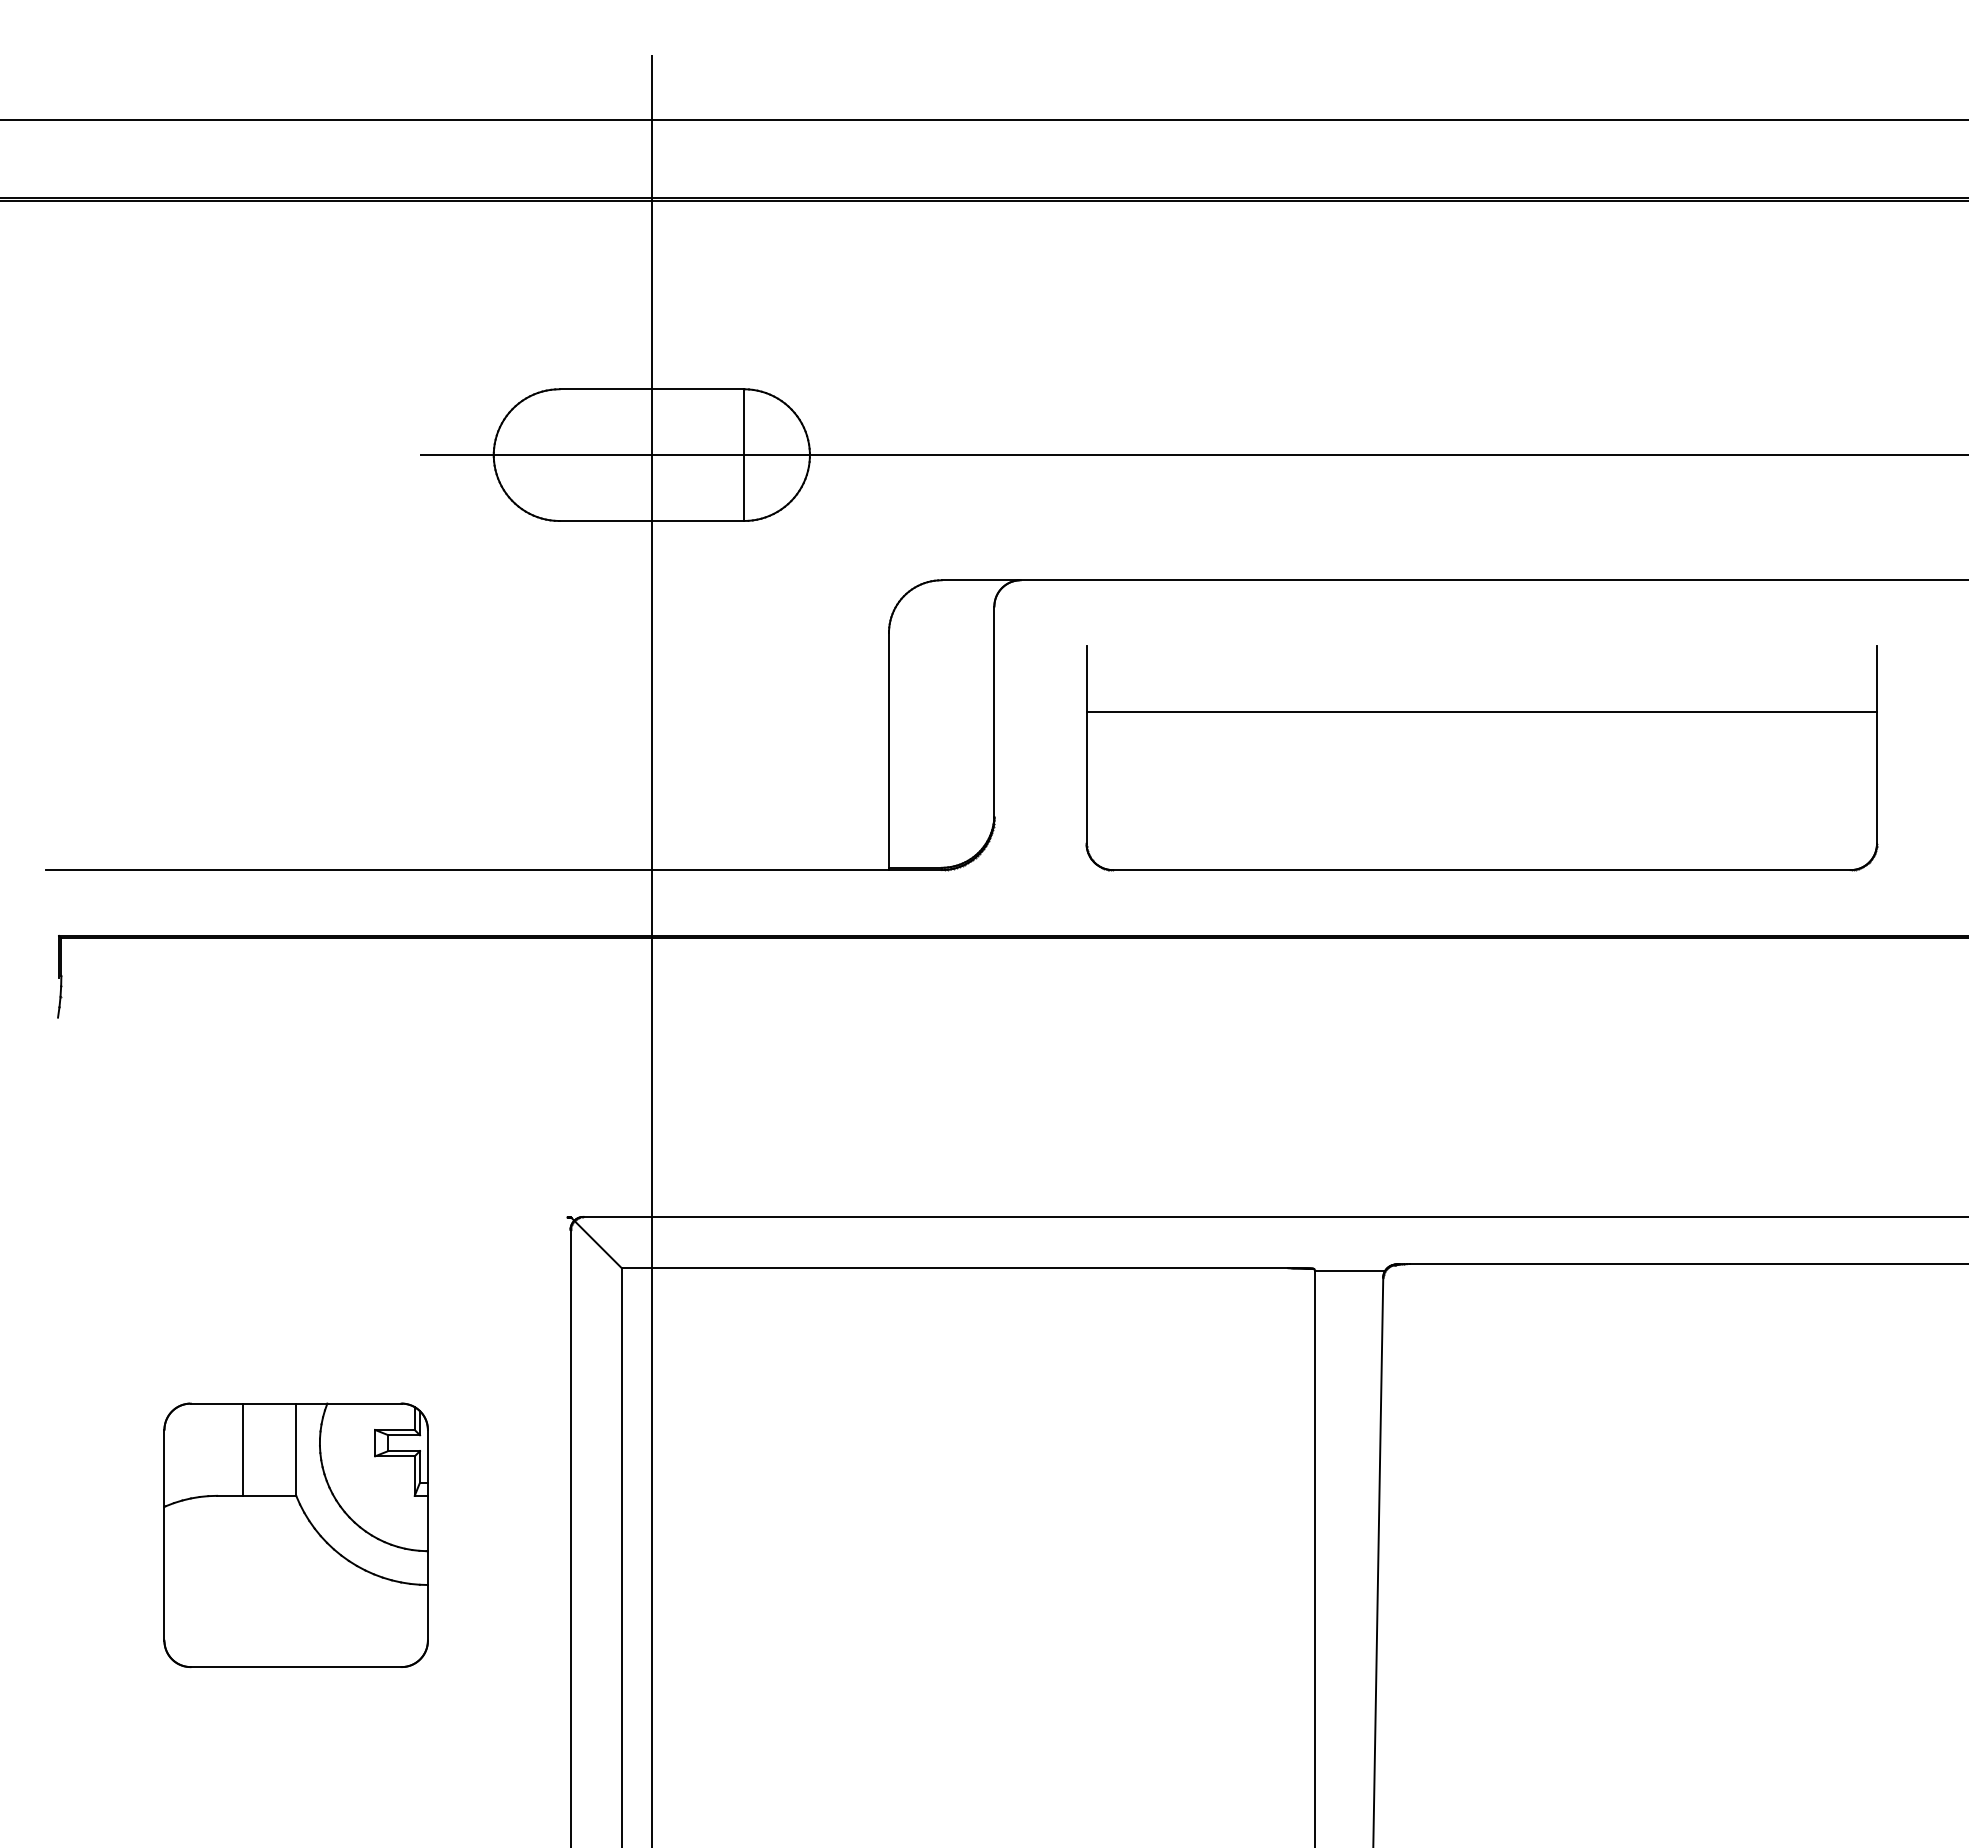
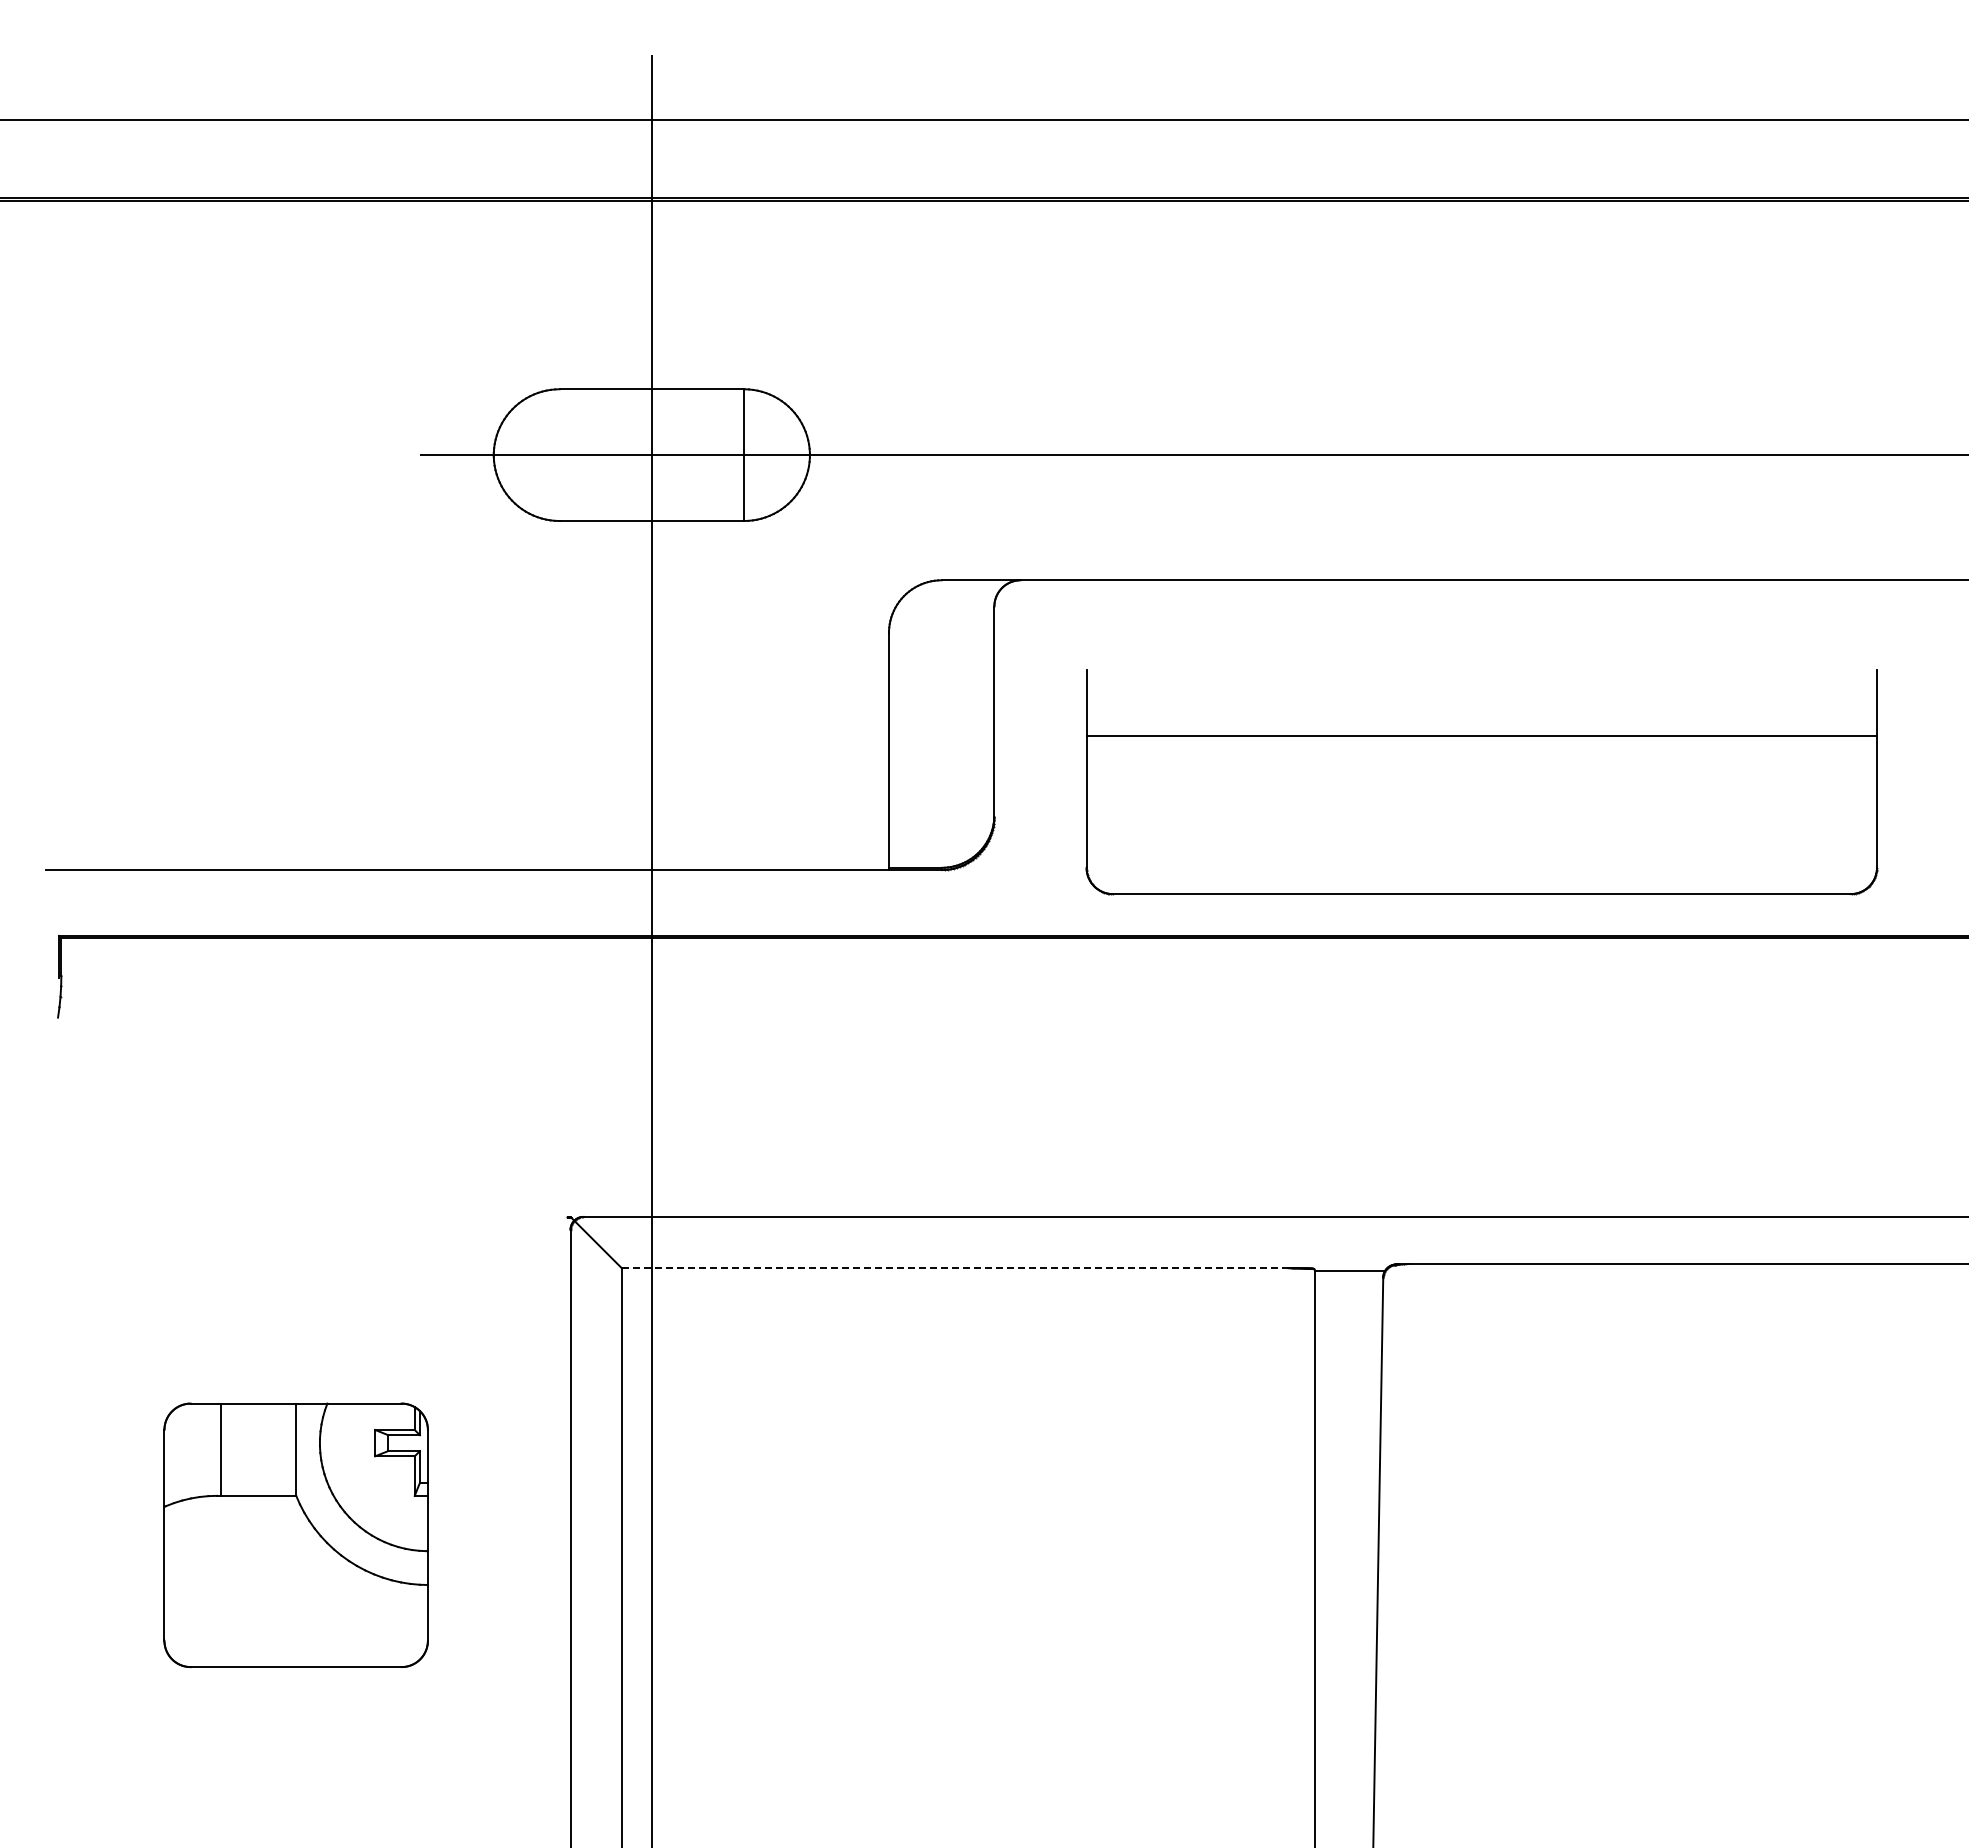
part position: (1481, 758) -> (1481, 782) (1481, 782)
line: solid -> dashed (954, 1268)
line position: (243, 1449) -> (221, 1449) (221, 1449)
